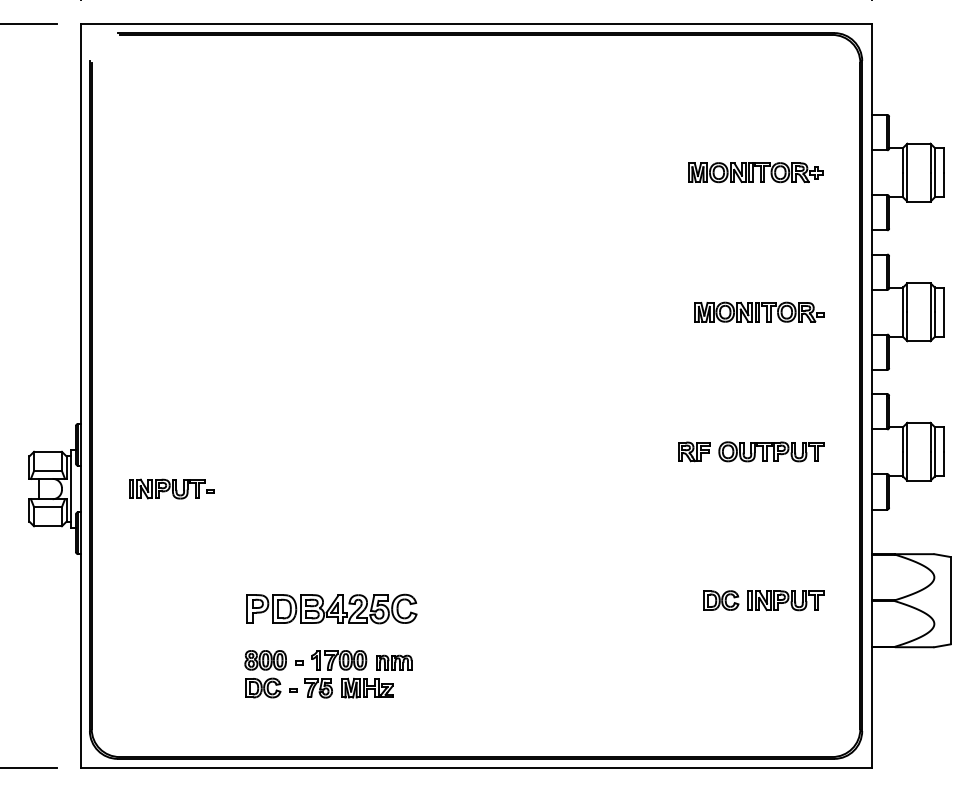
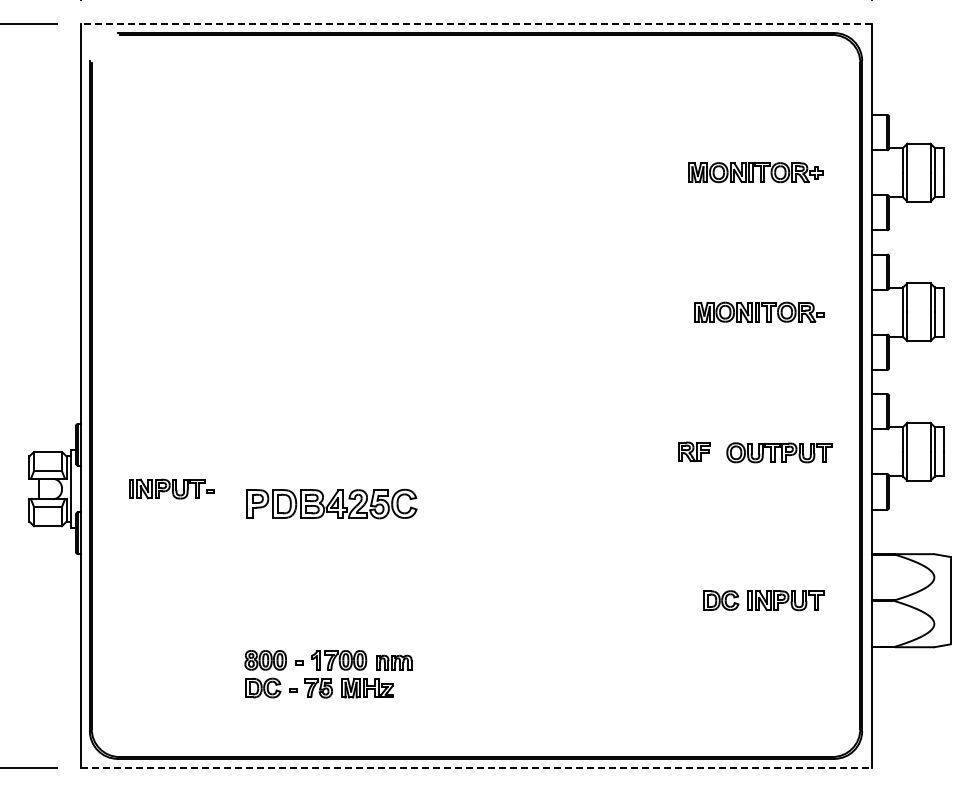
line: solid -> dashed (475, 23)
part position: (771, 451) -> (779, 452) (779, 452)
part position: (331, 608) -> (331, 503) (331, 503)
line: solid -> dashed (476, 768)
